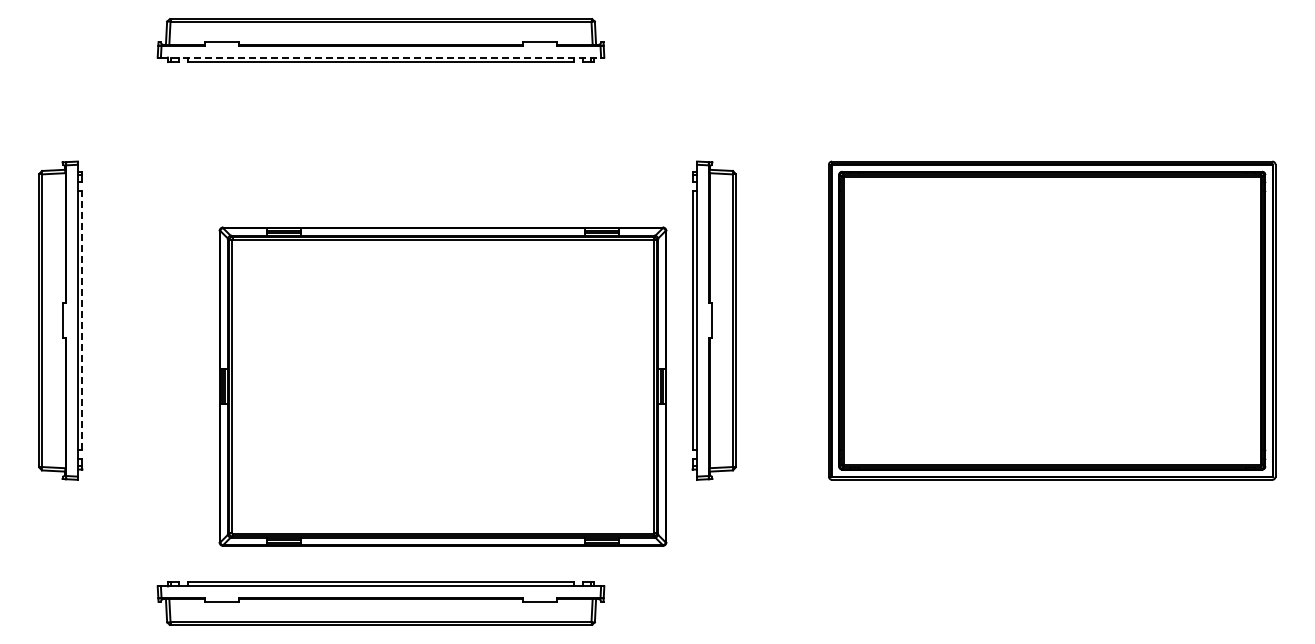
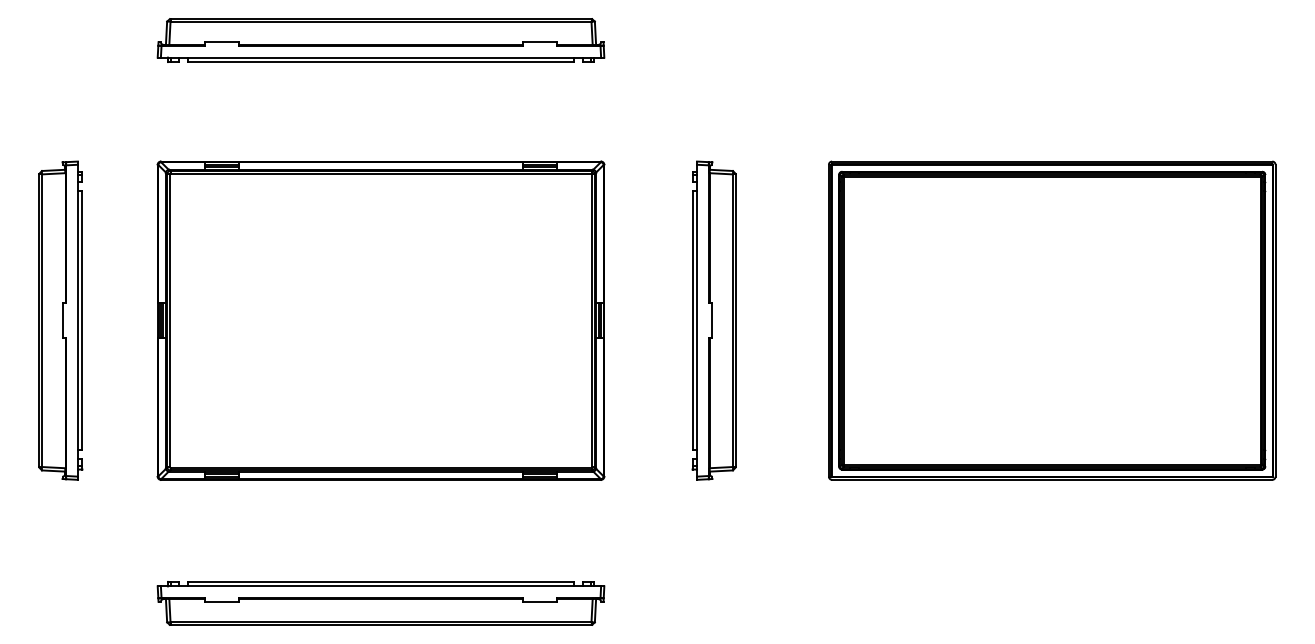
line: dashed -> solid (381, 57)
line: dashed -> solid (82, 320)
part position: (442, 386) -> (380, 320) (380, 320)
